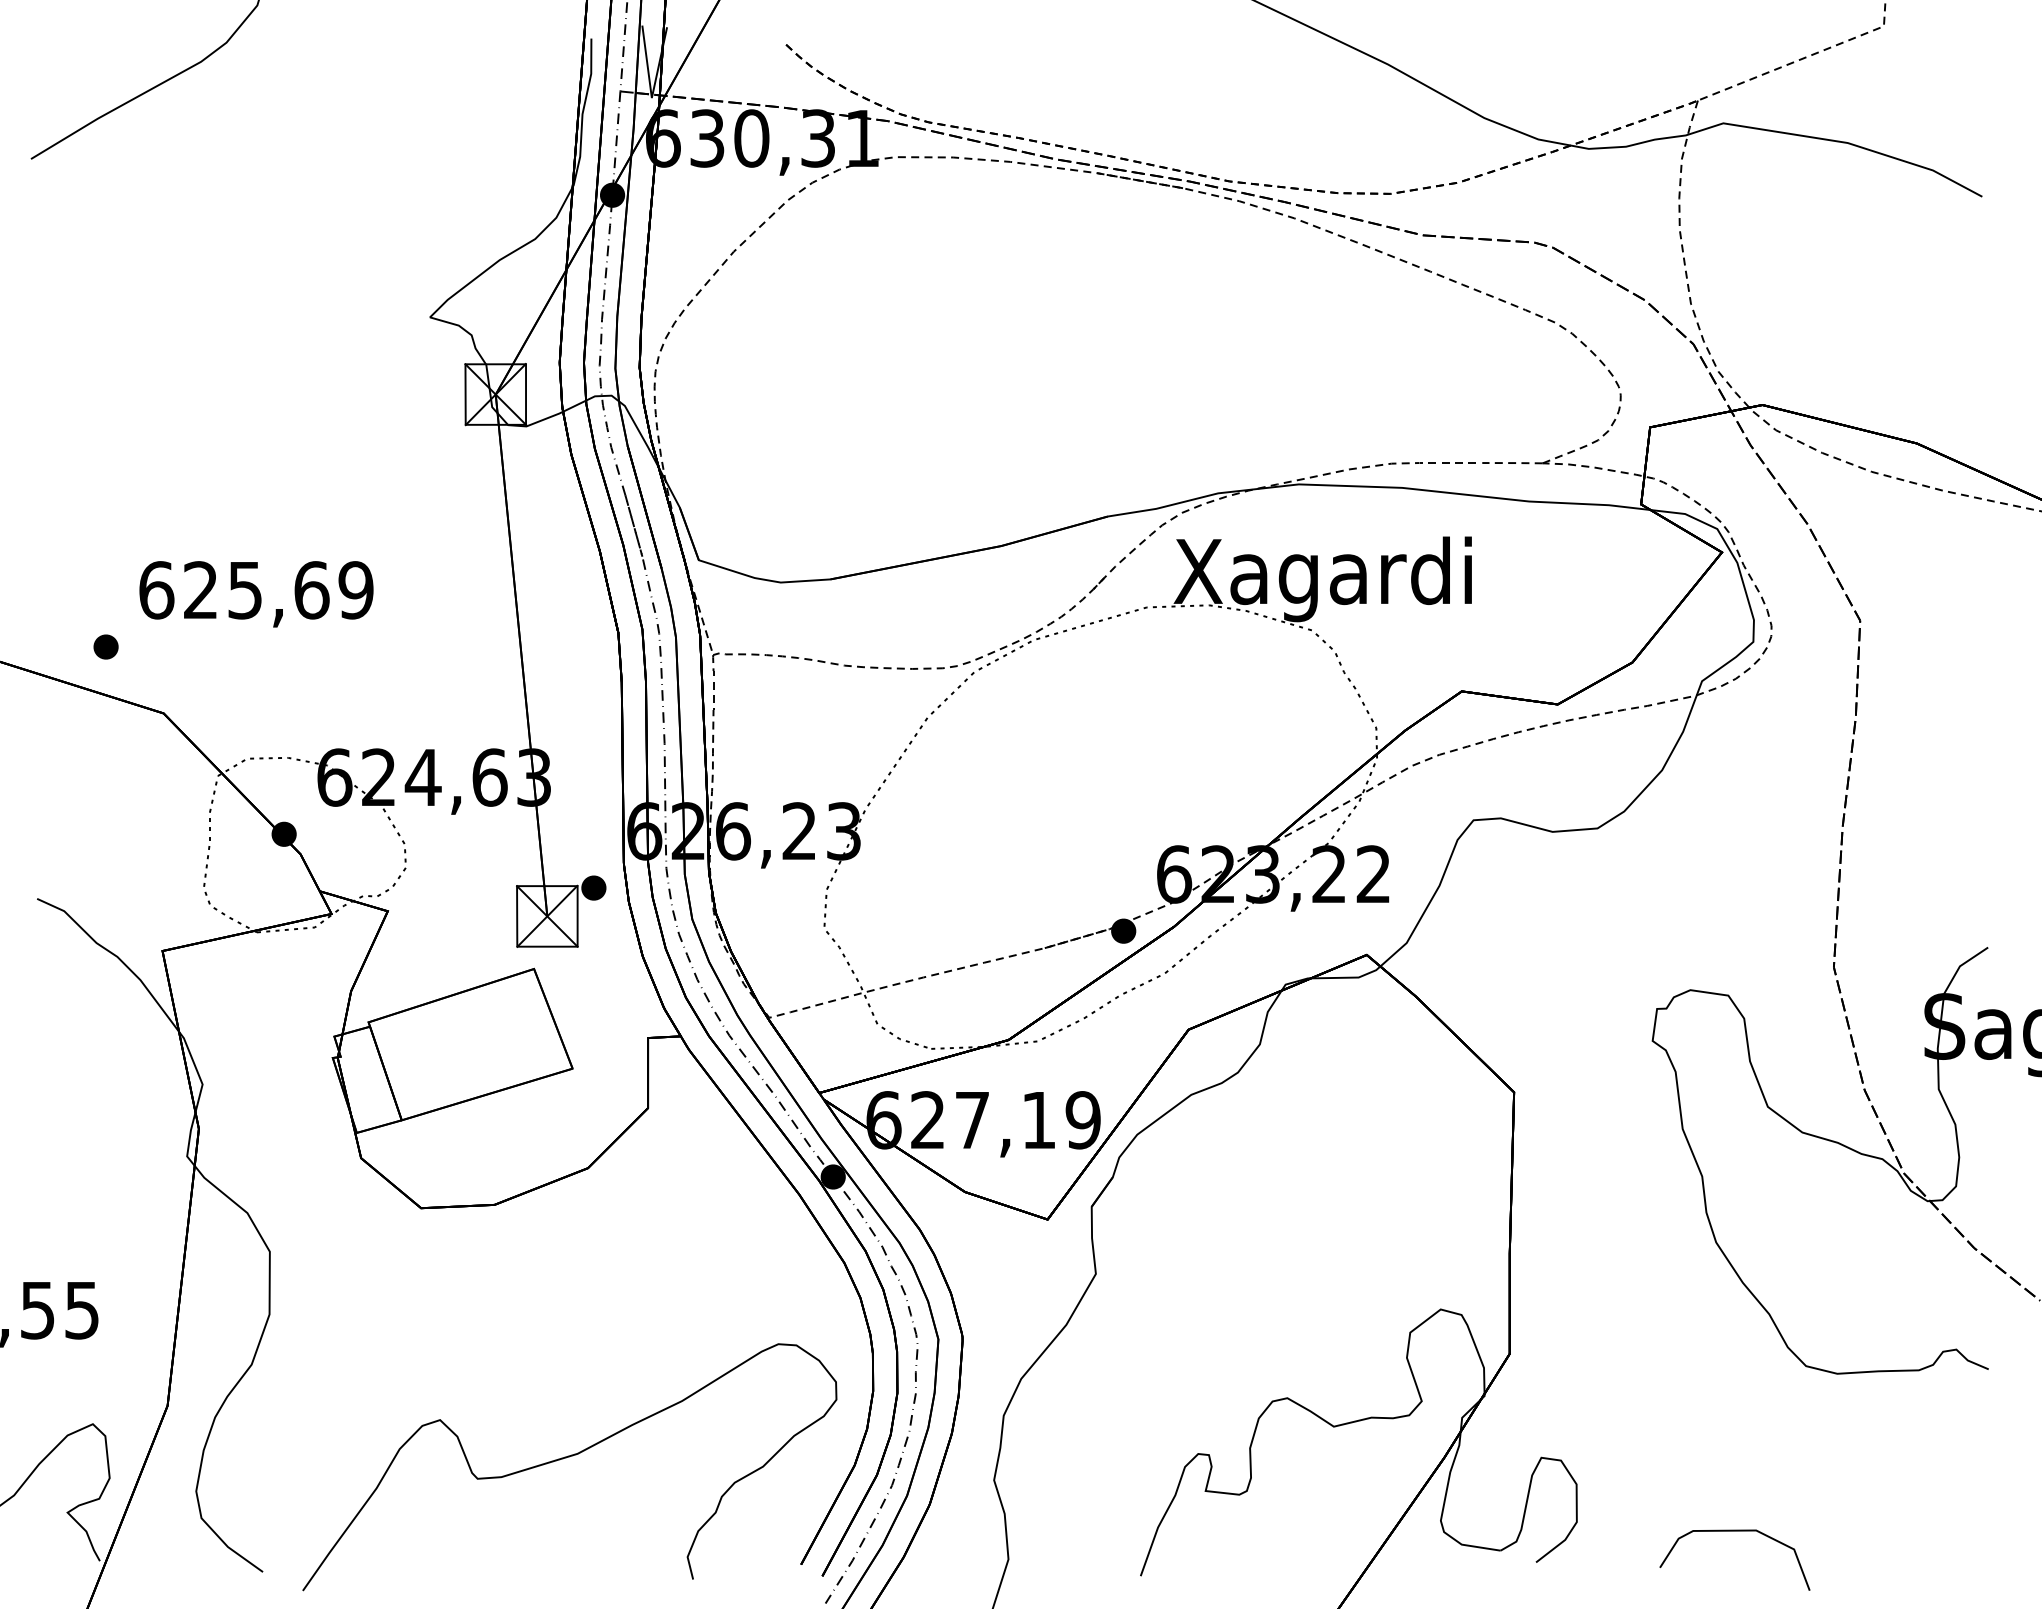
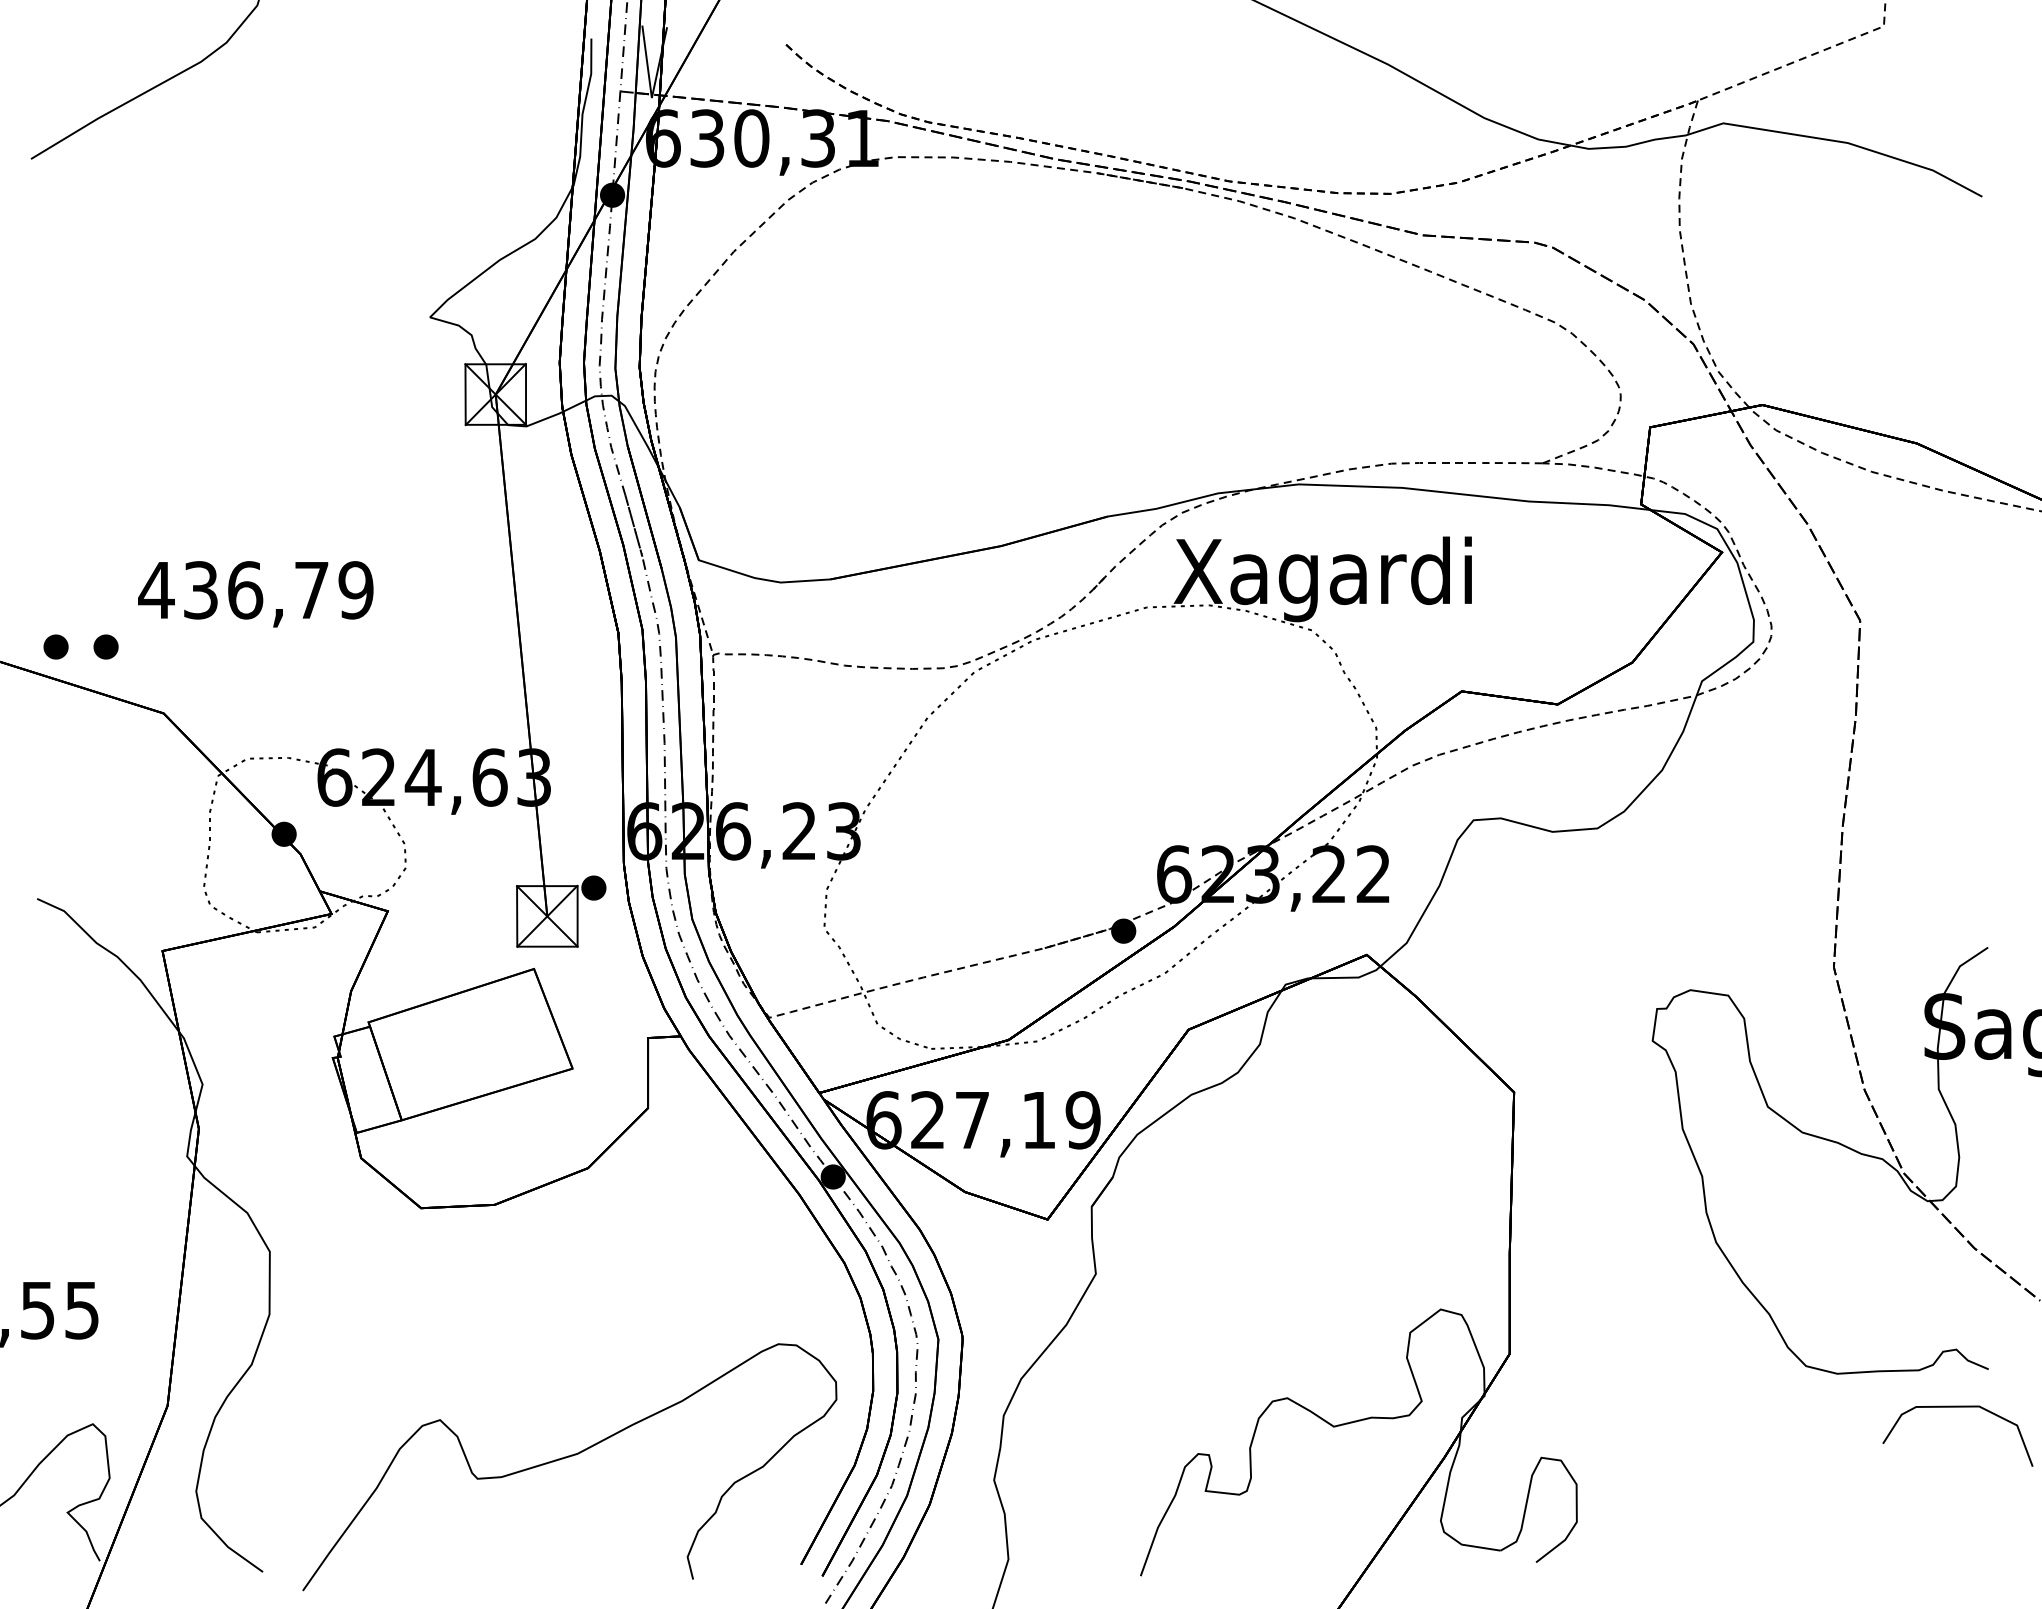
text: 625,69 -> 436,79 (233, 590)
part: none -> present (55, 646)
curve position: (1734, 1531) -> (1957, 1407) (1957, 1407)
